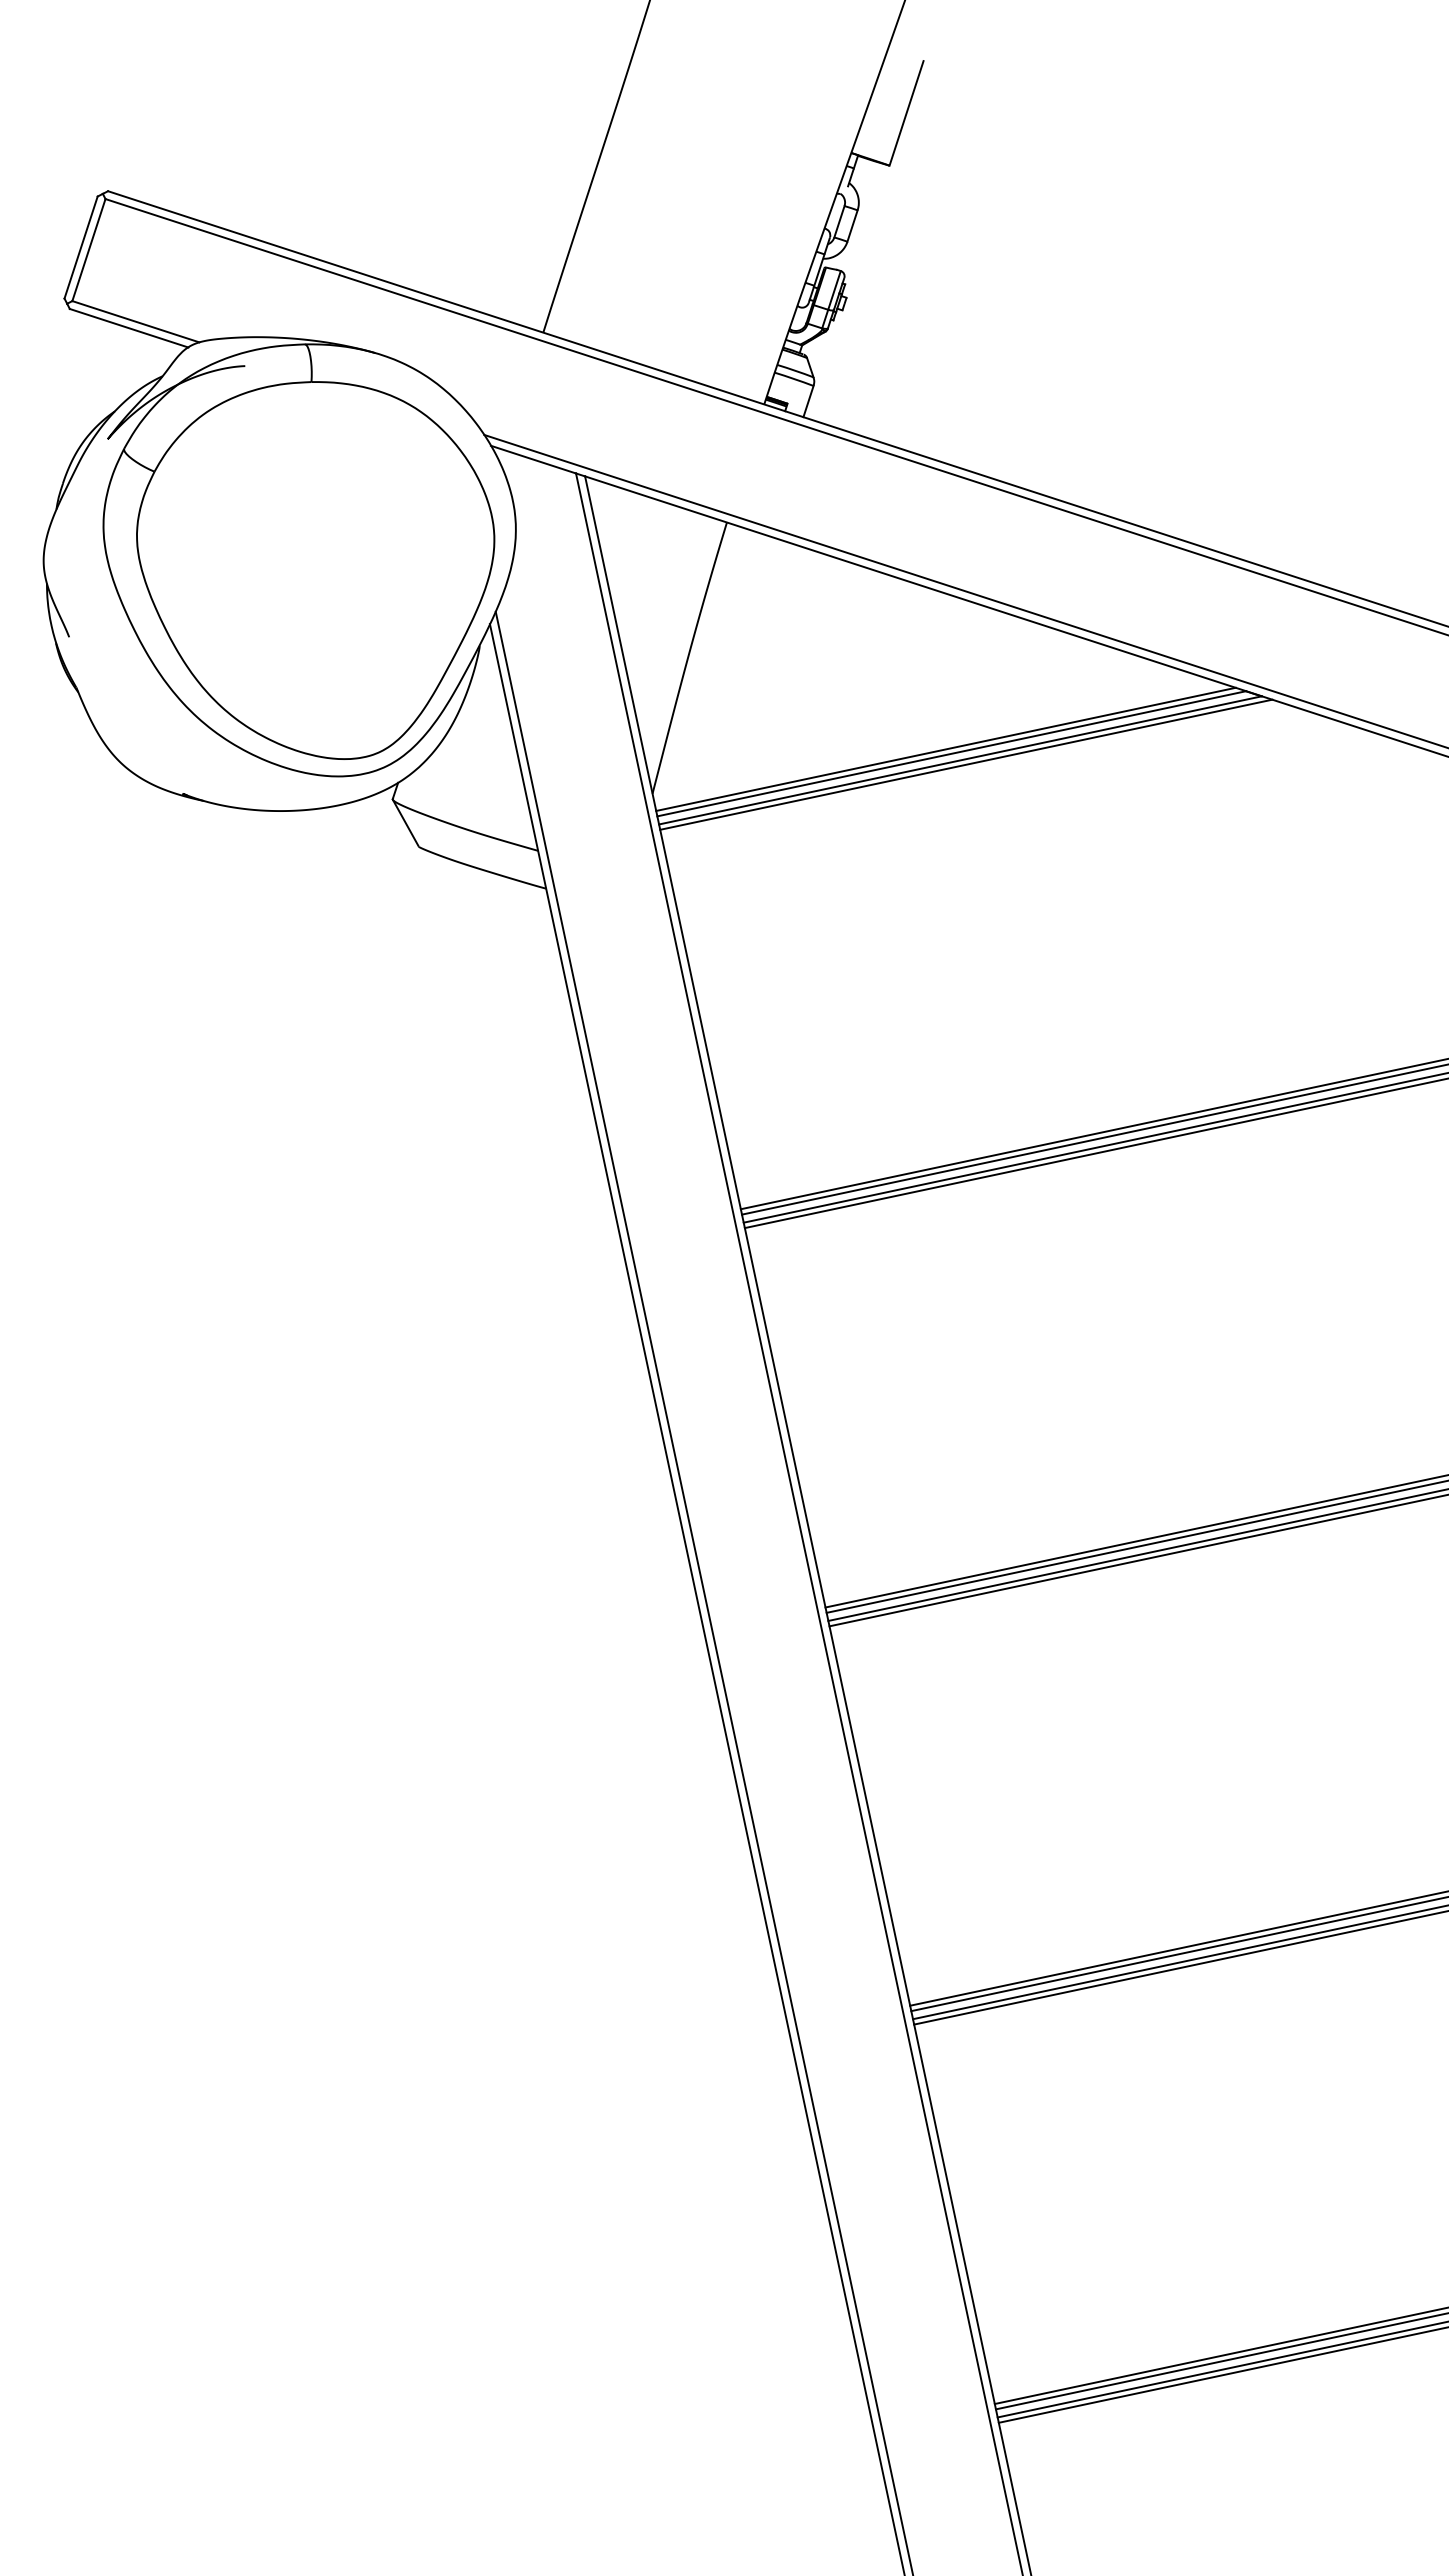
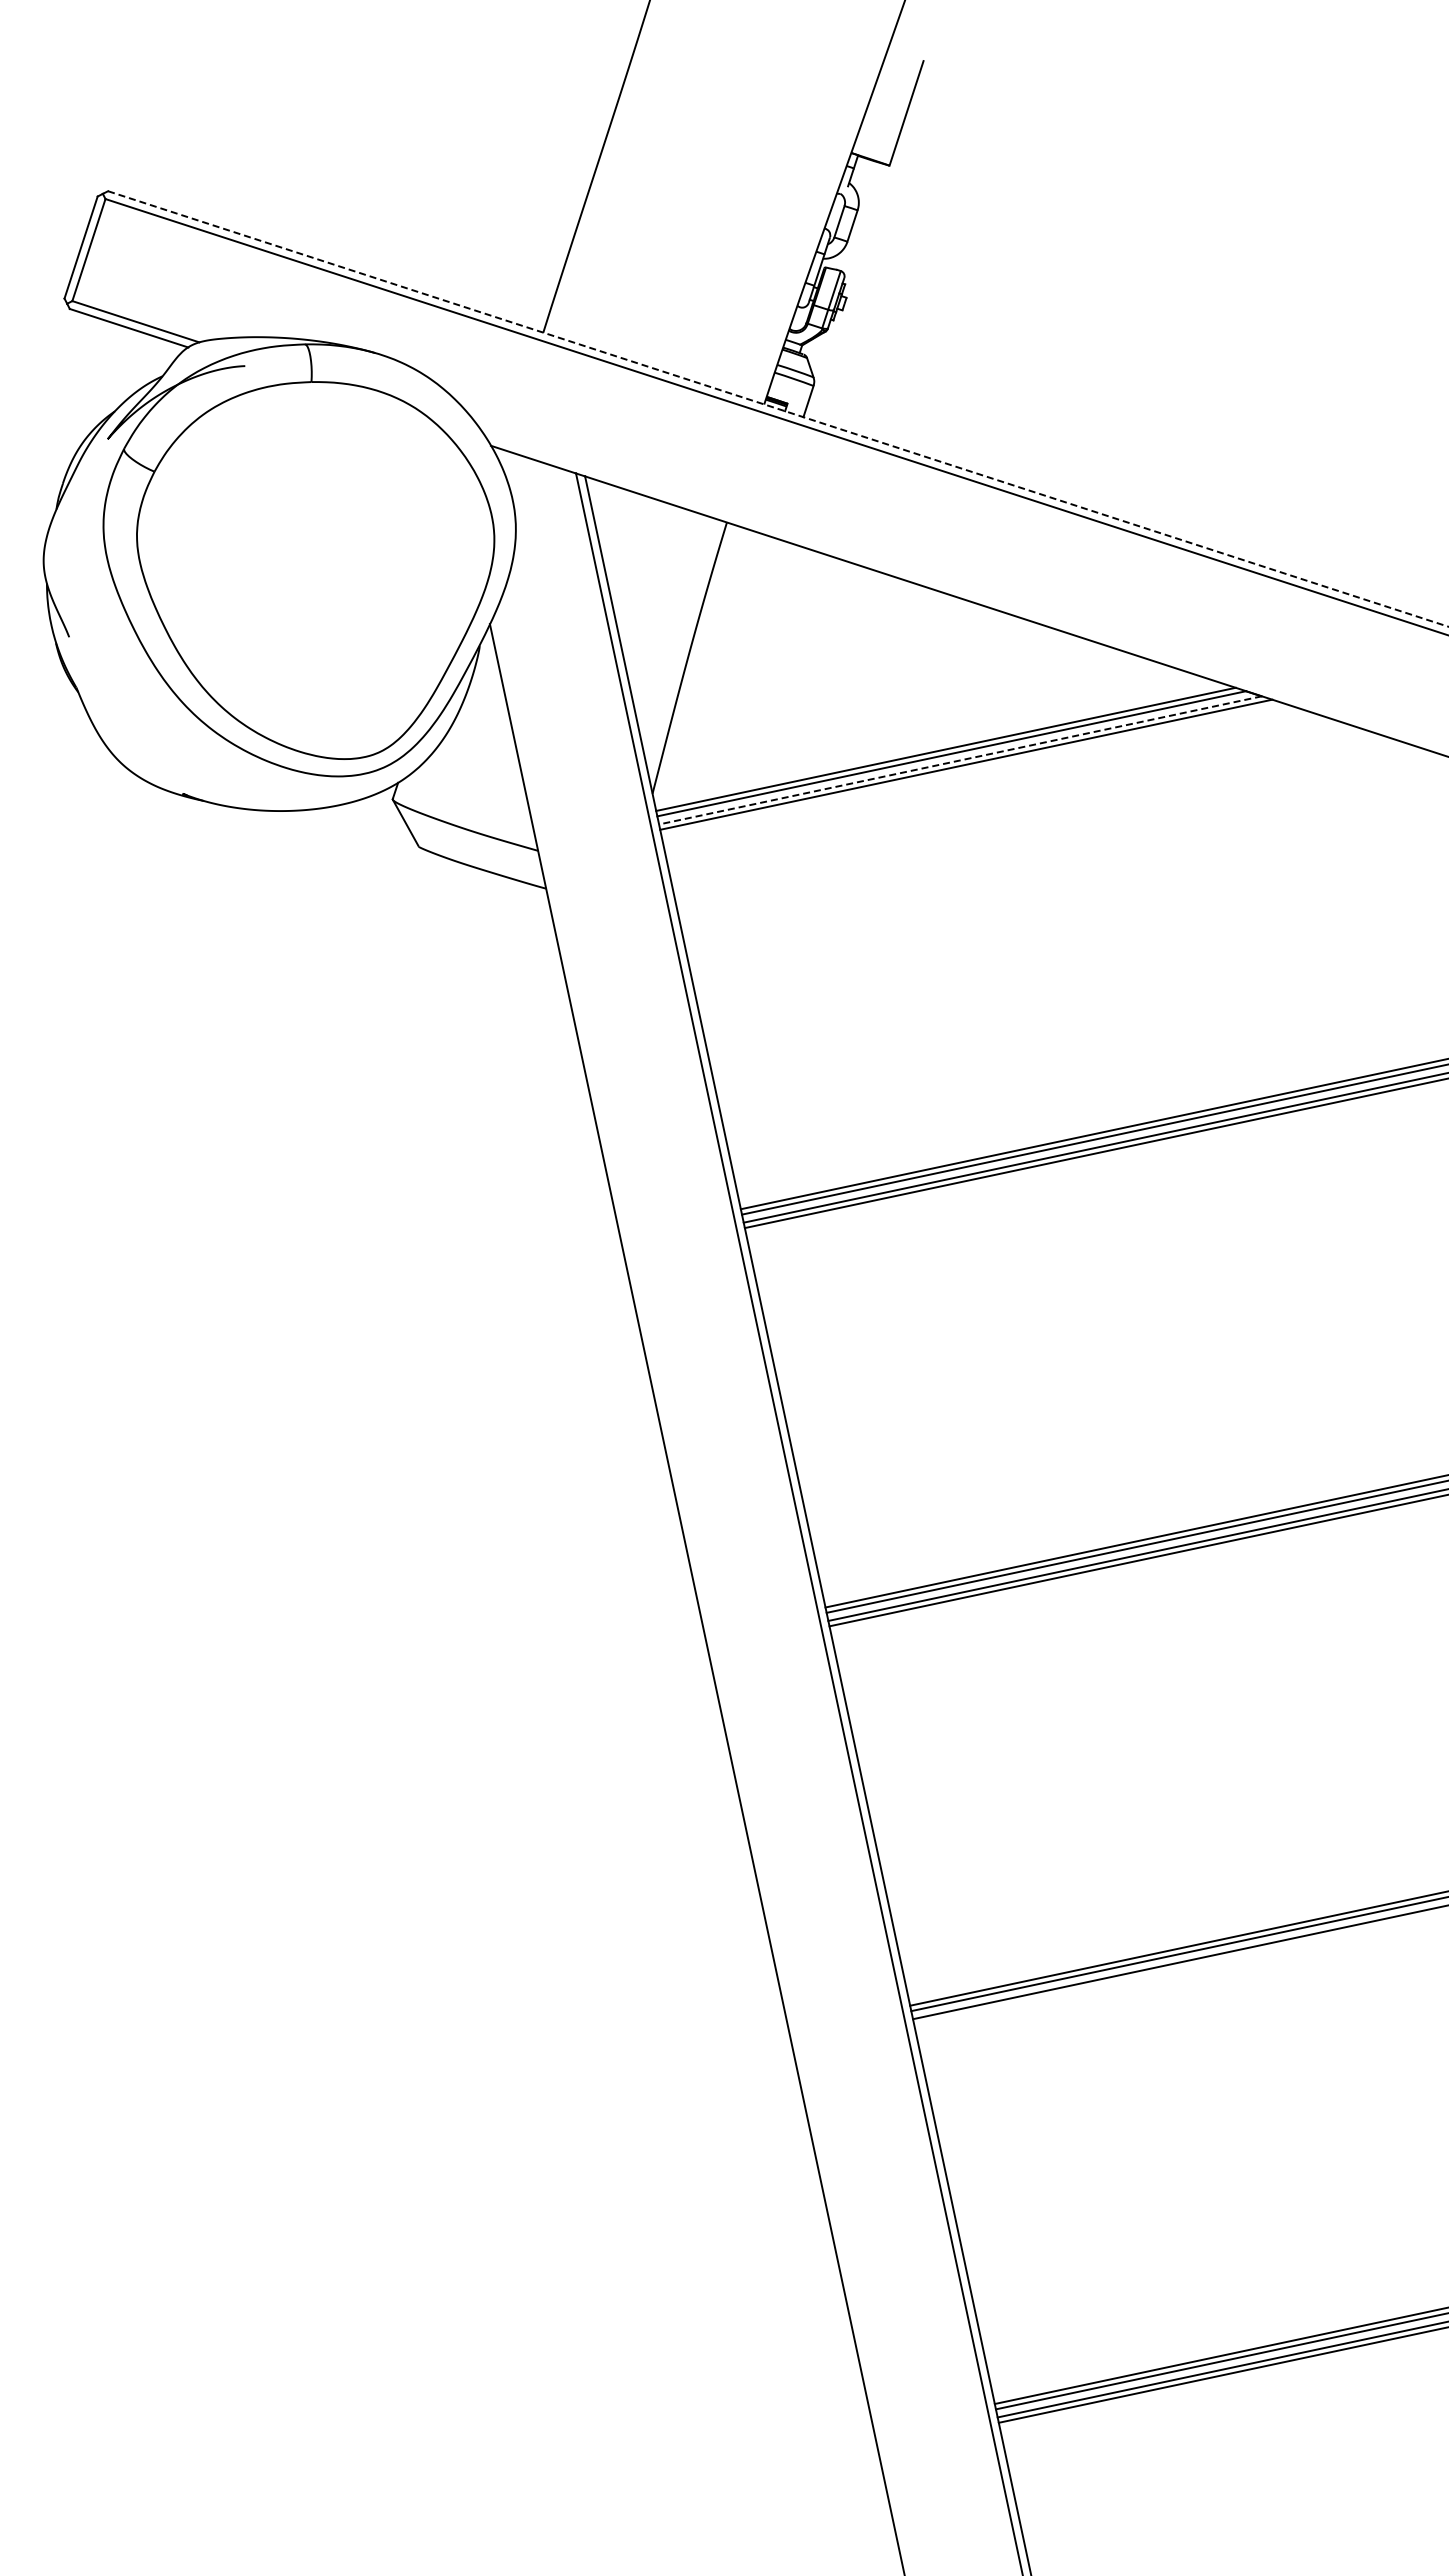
line: solid -> dashed (778, 409)
line: present -> none (964, 590)
line: solid -> dashed (960, 760)
line: present -> none (703, 1591)
line: present -> none (1179, 1967)
